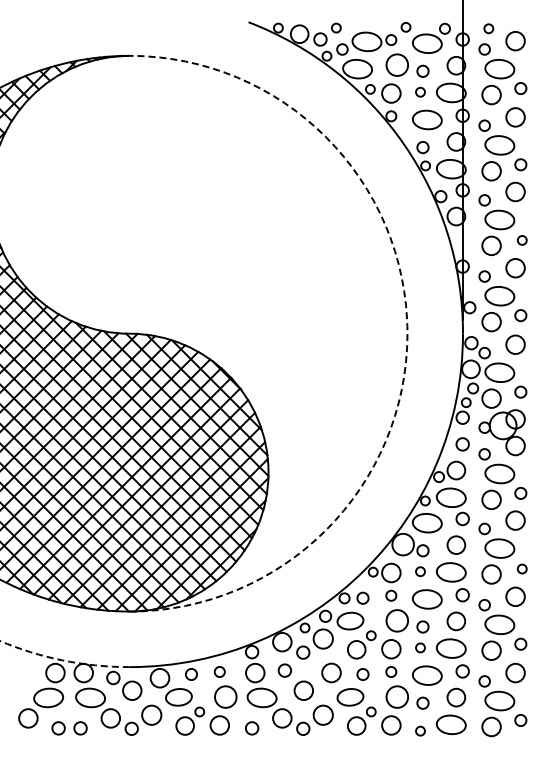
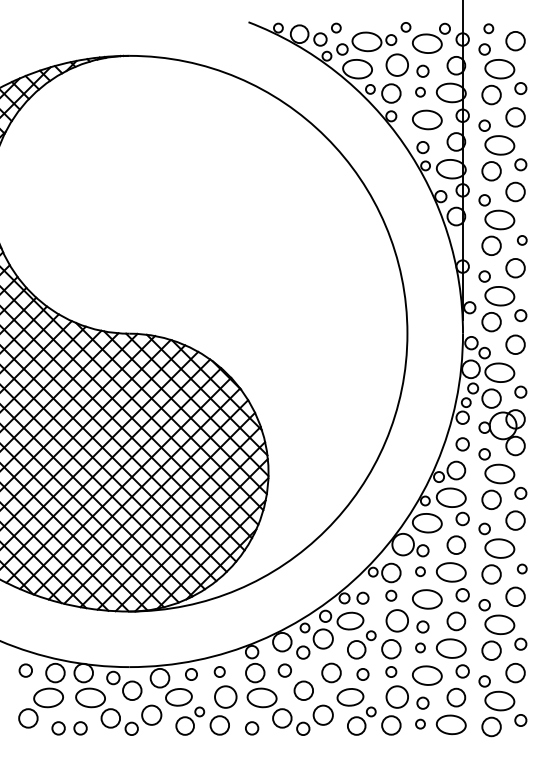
arc: dashed -> solid (407, 333)
arc: dashed -> solid (63, 660)
circle: none -> present (25, 670)
circle position: (420, 730) -> (420, 723) (420, 723)
